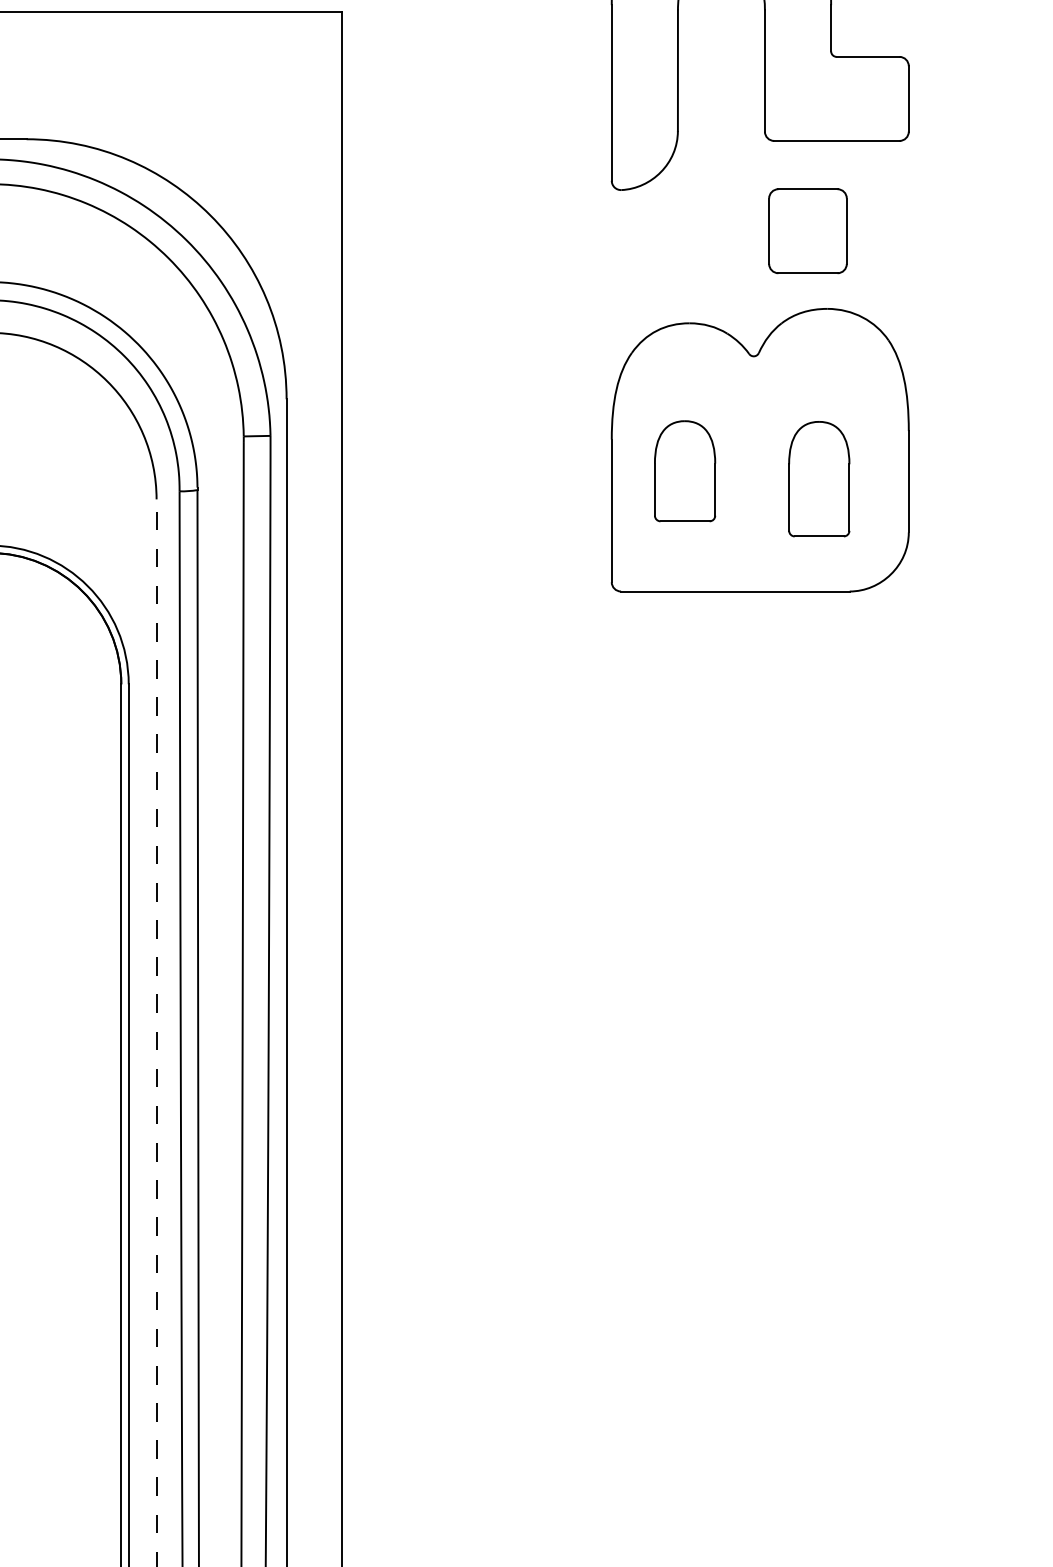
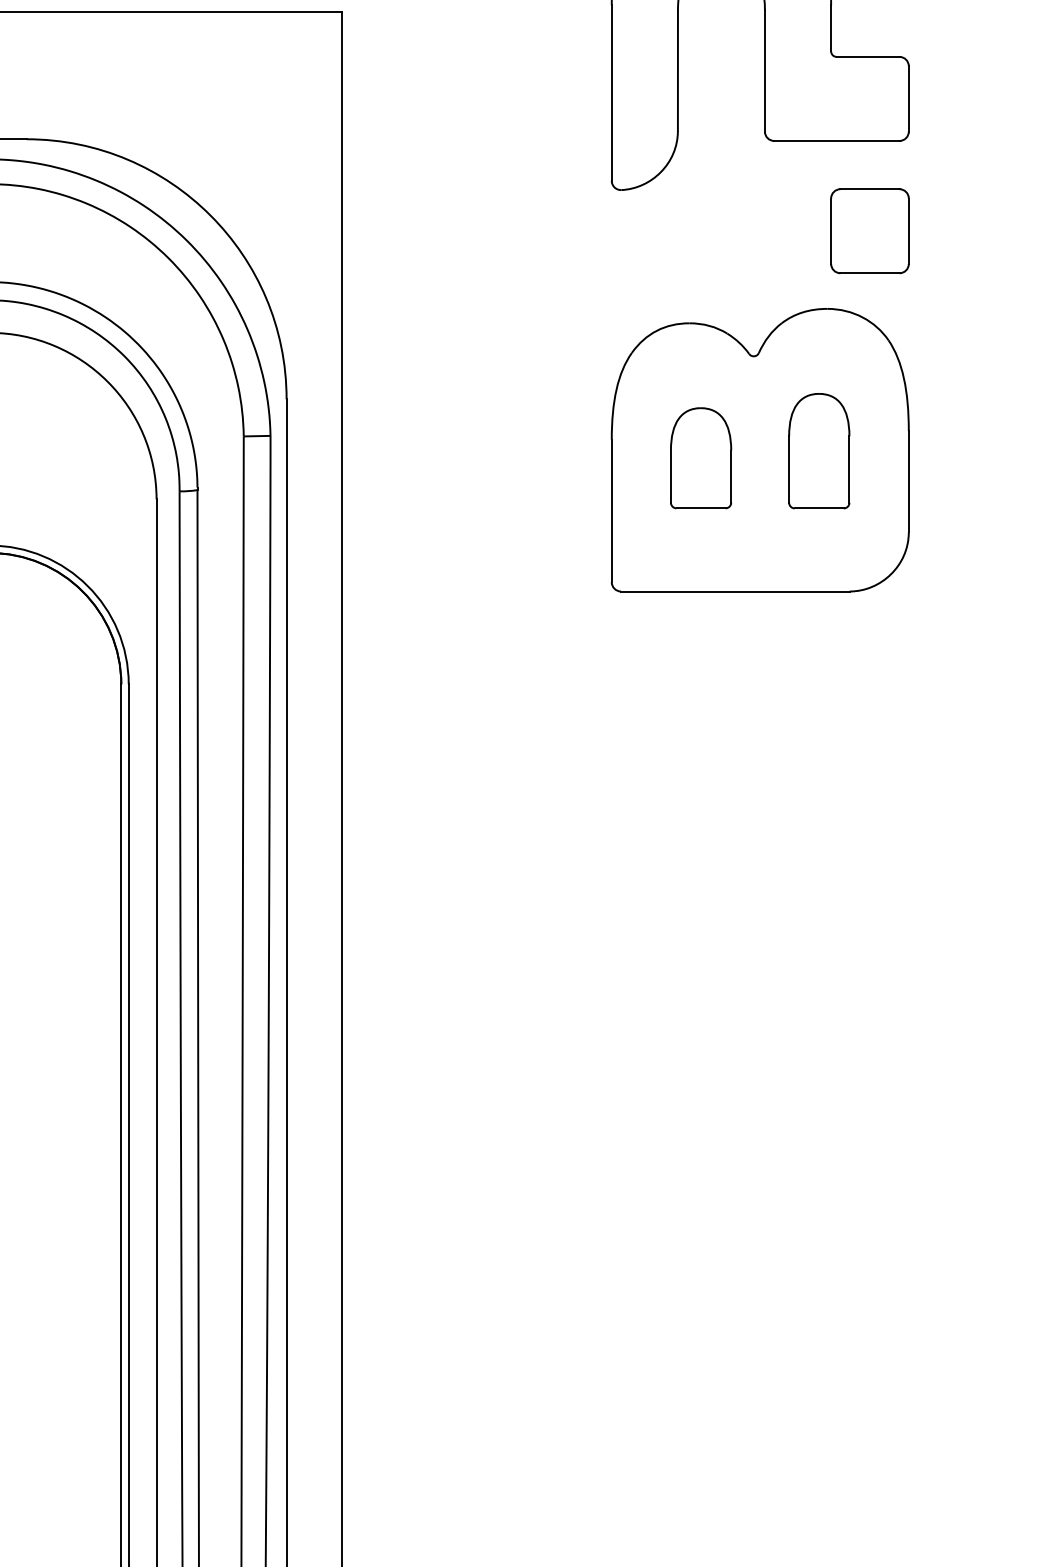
part position: (807, 231) -> (869, 231) (869, 231)
part position: (685, 471) -> (701, 458) (701, 458)
part position: (819, 479) -> (819, 451) (819, 451)
line: dashed -> solid (156, 1032)
